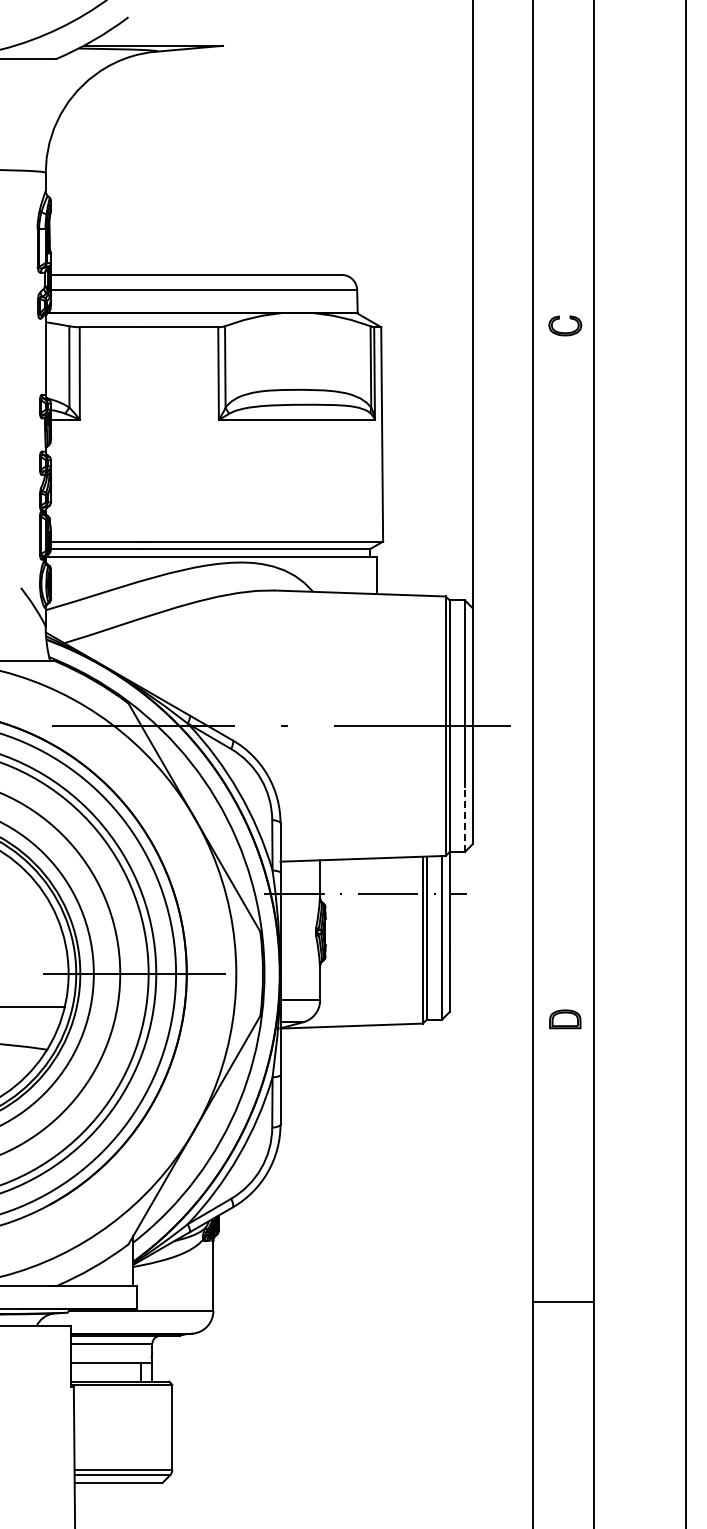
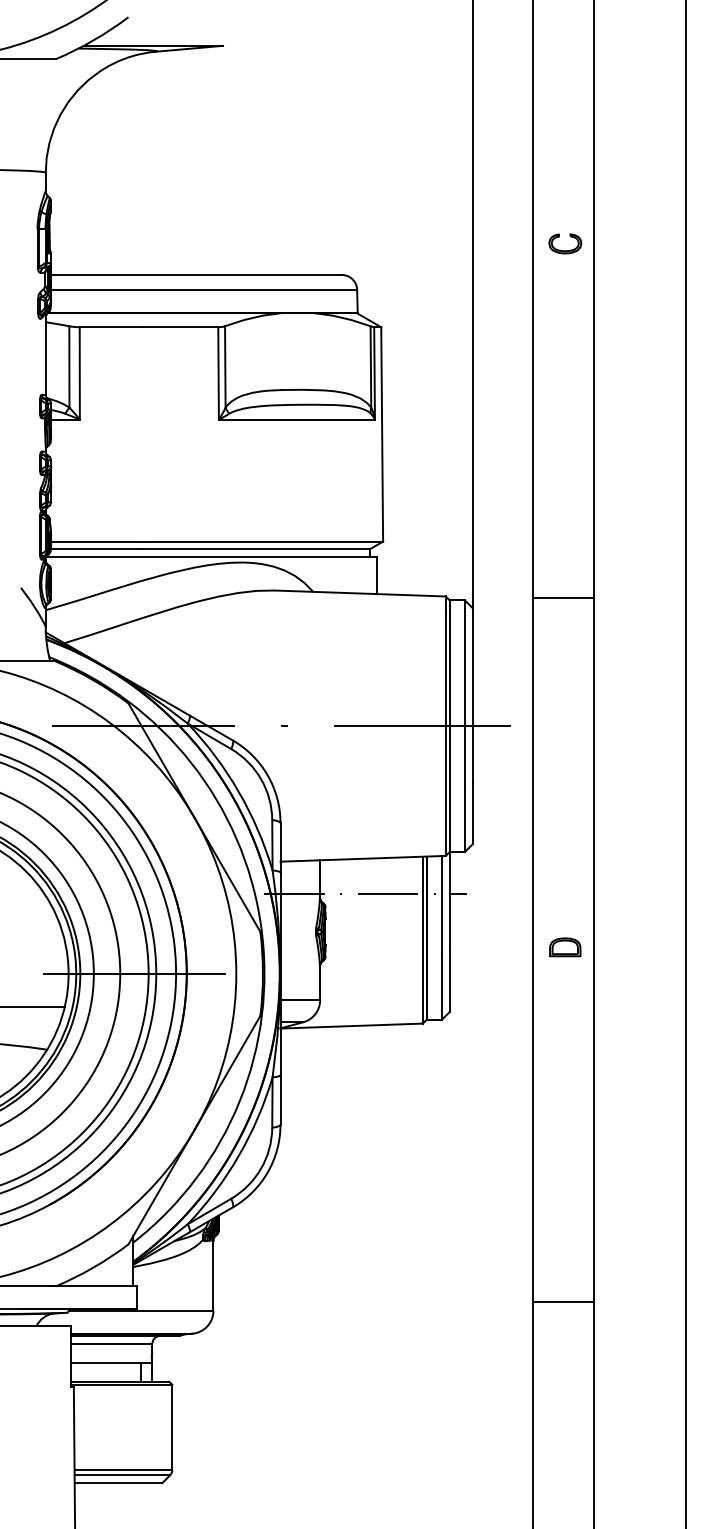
part position: (565, 332) -> (565, 250) (565, 250)
line: none -> present (563, 598)
line: dashed -> solid (464, 819)
part position: (565, 1019) -> (565, 947) (565, 947)
